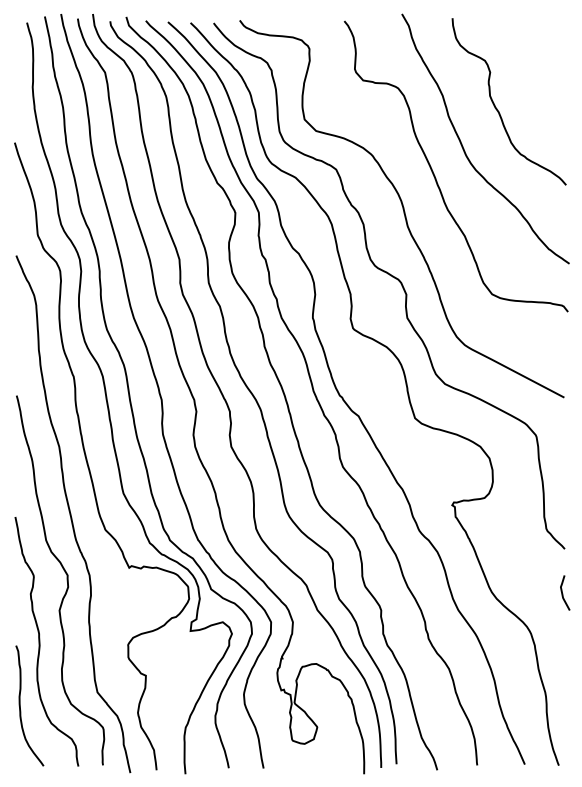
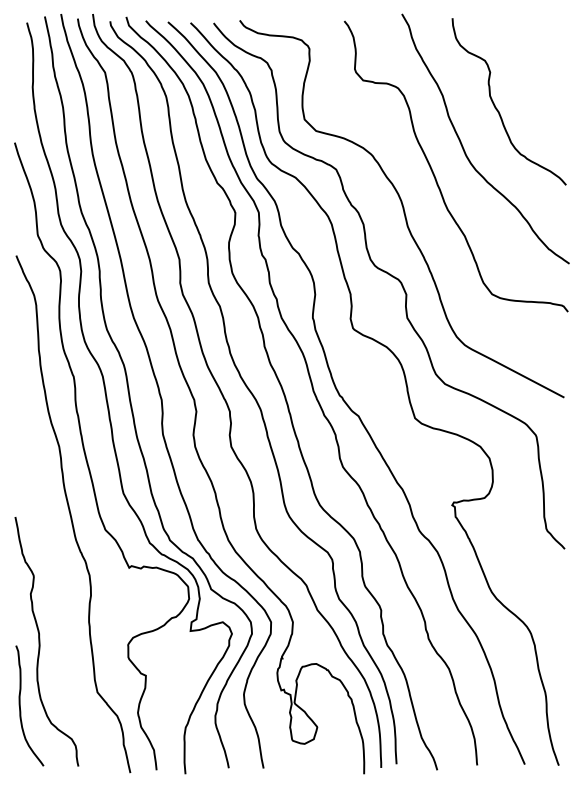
curve: present -> none (66, 580)
curve: present -> none (563, 593)
